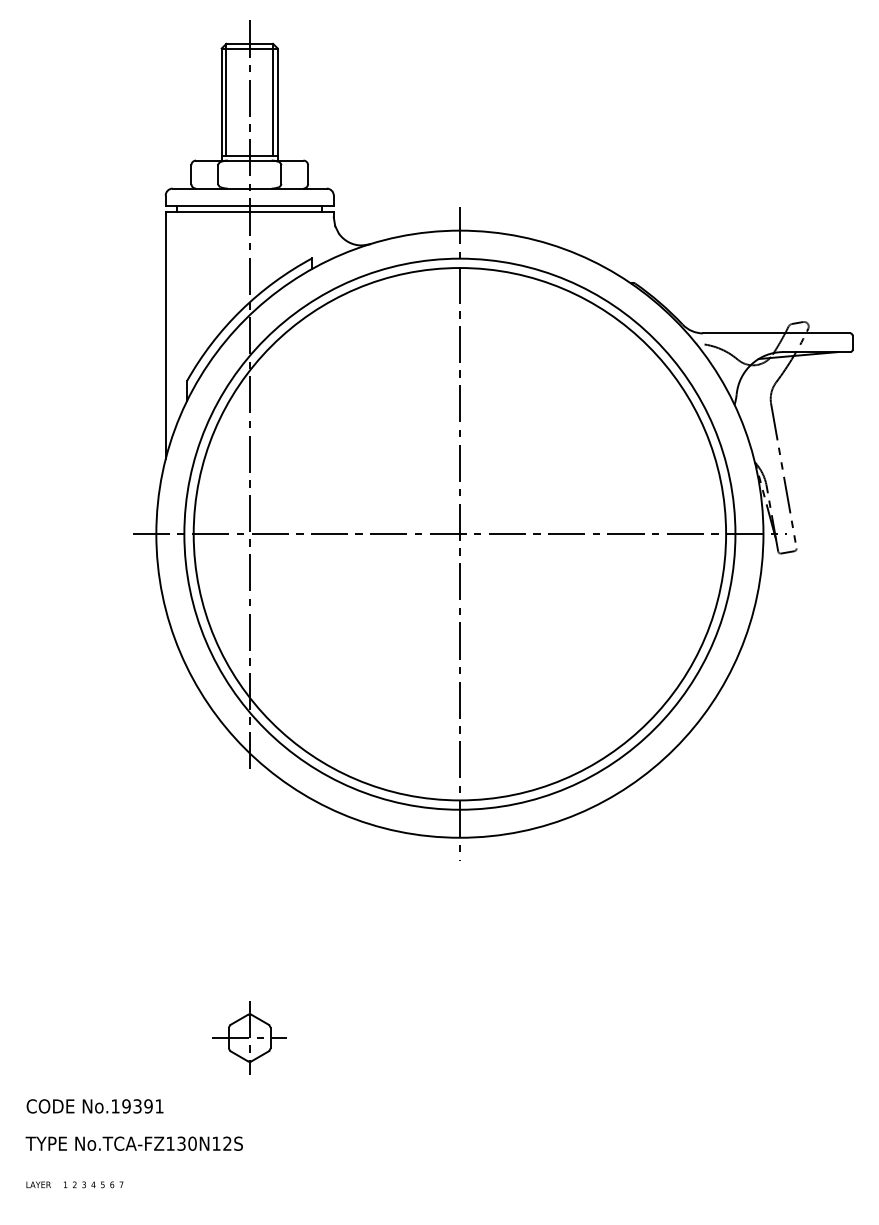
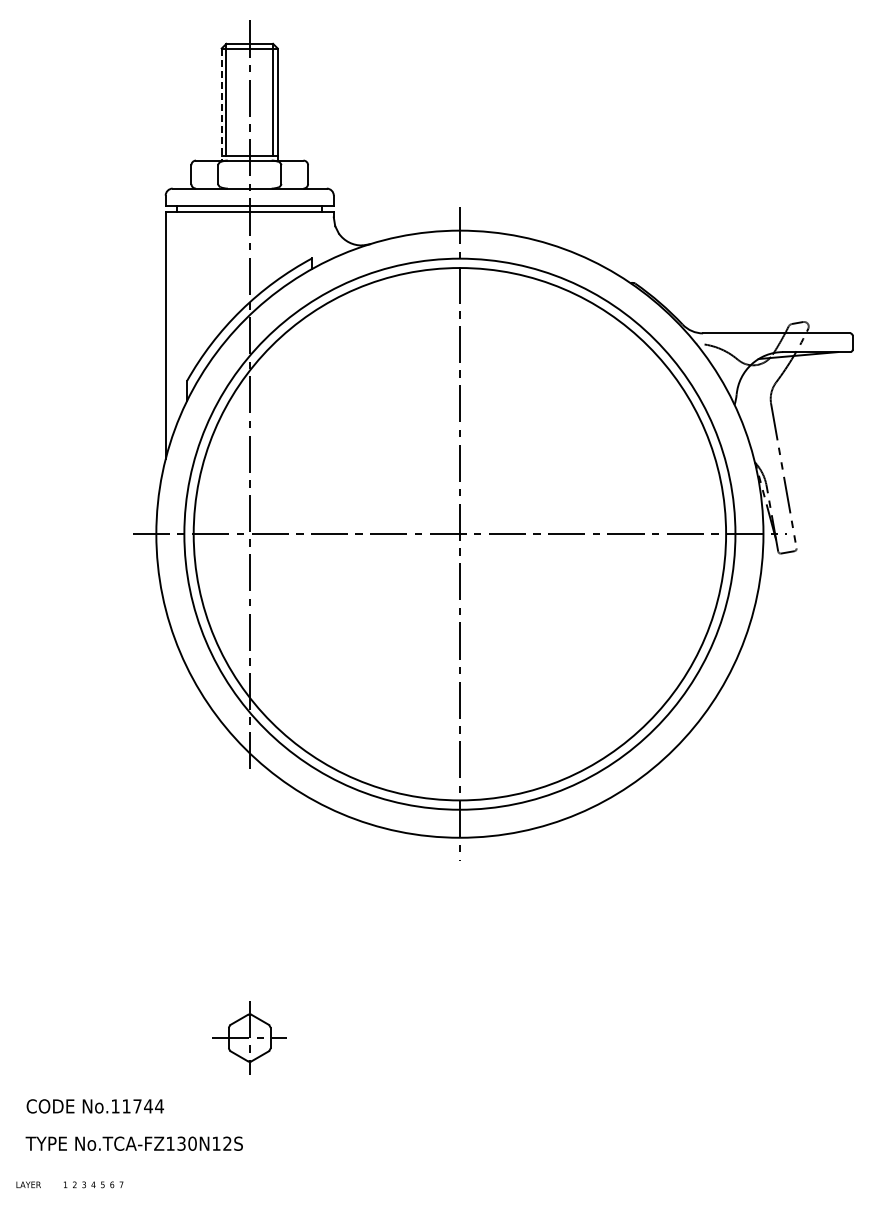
line: solid -> dashed (221, 105)
text: No.19391 -> No.11744 (143, 1106)
text position: (38, 1184) -> (28, 1184) (28, 1184)
